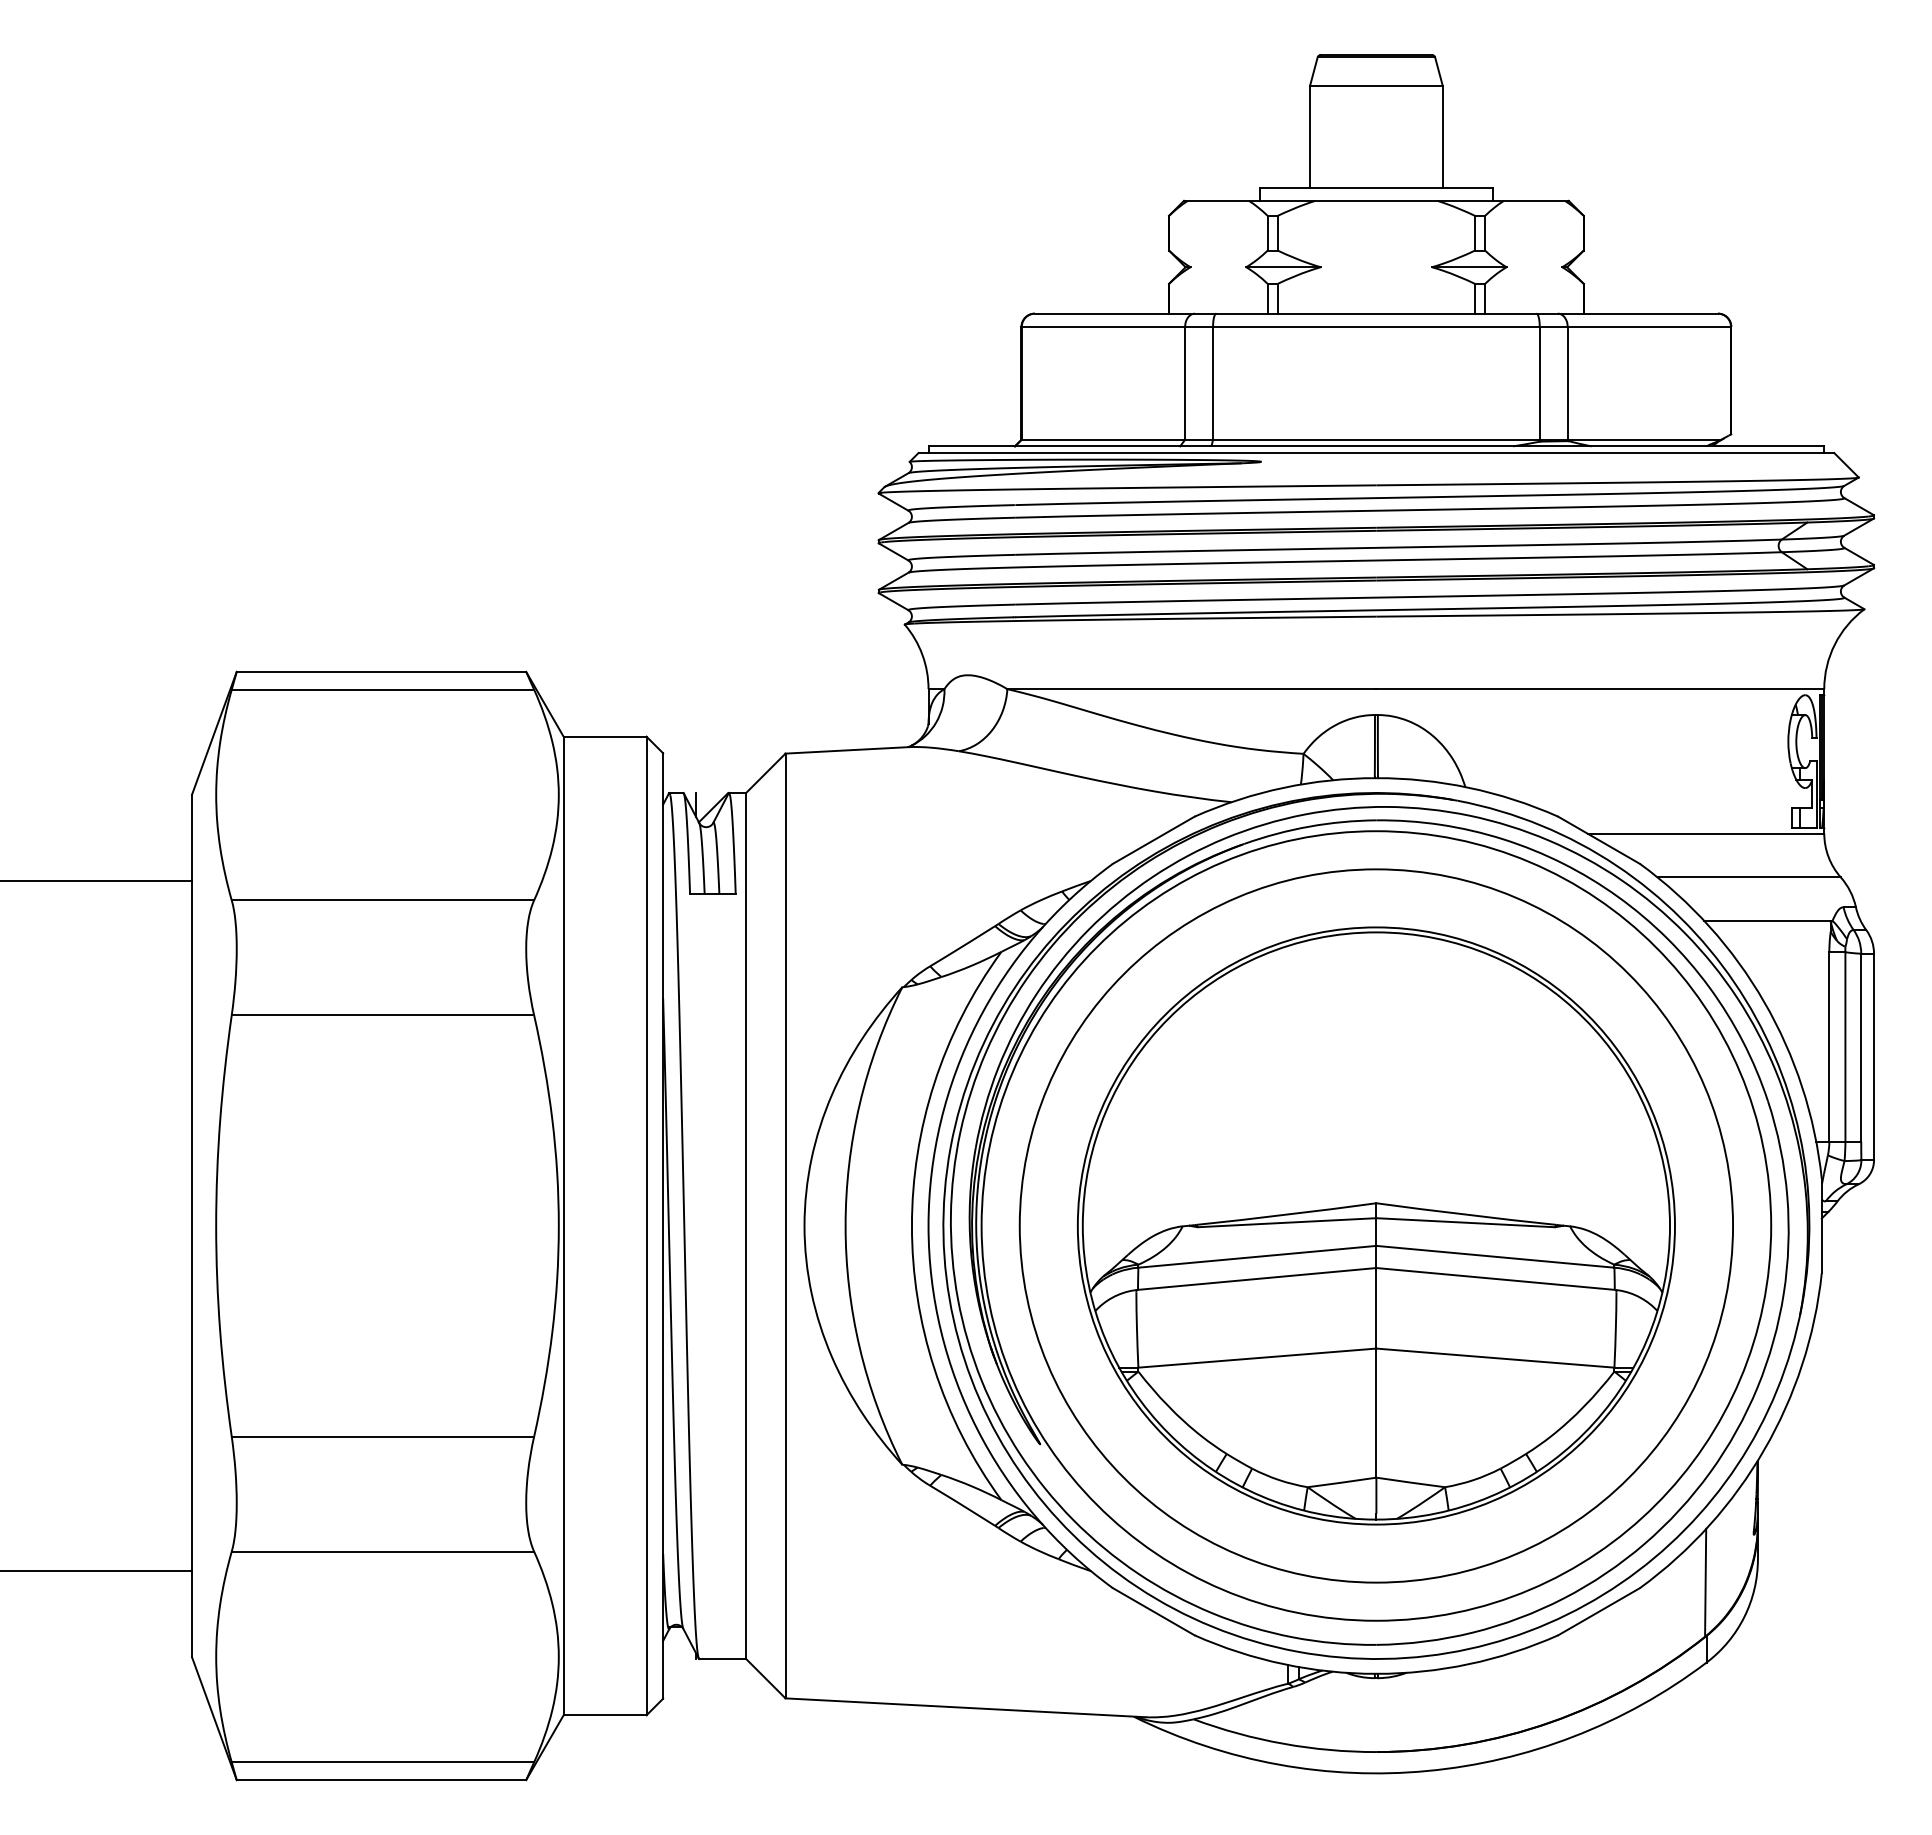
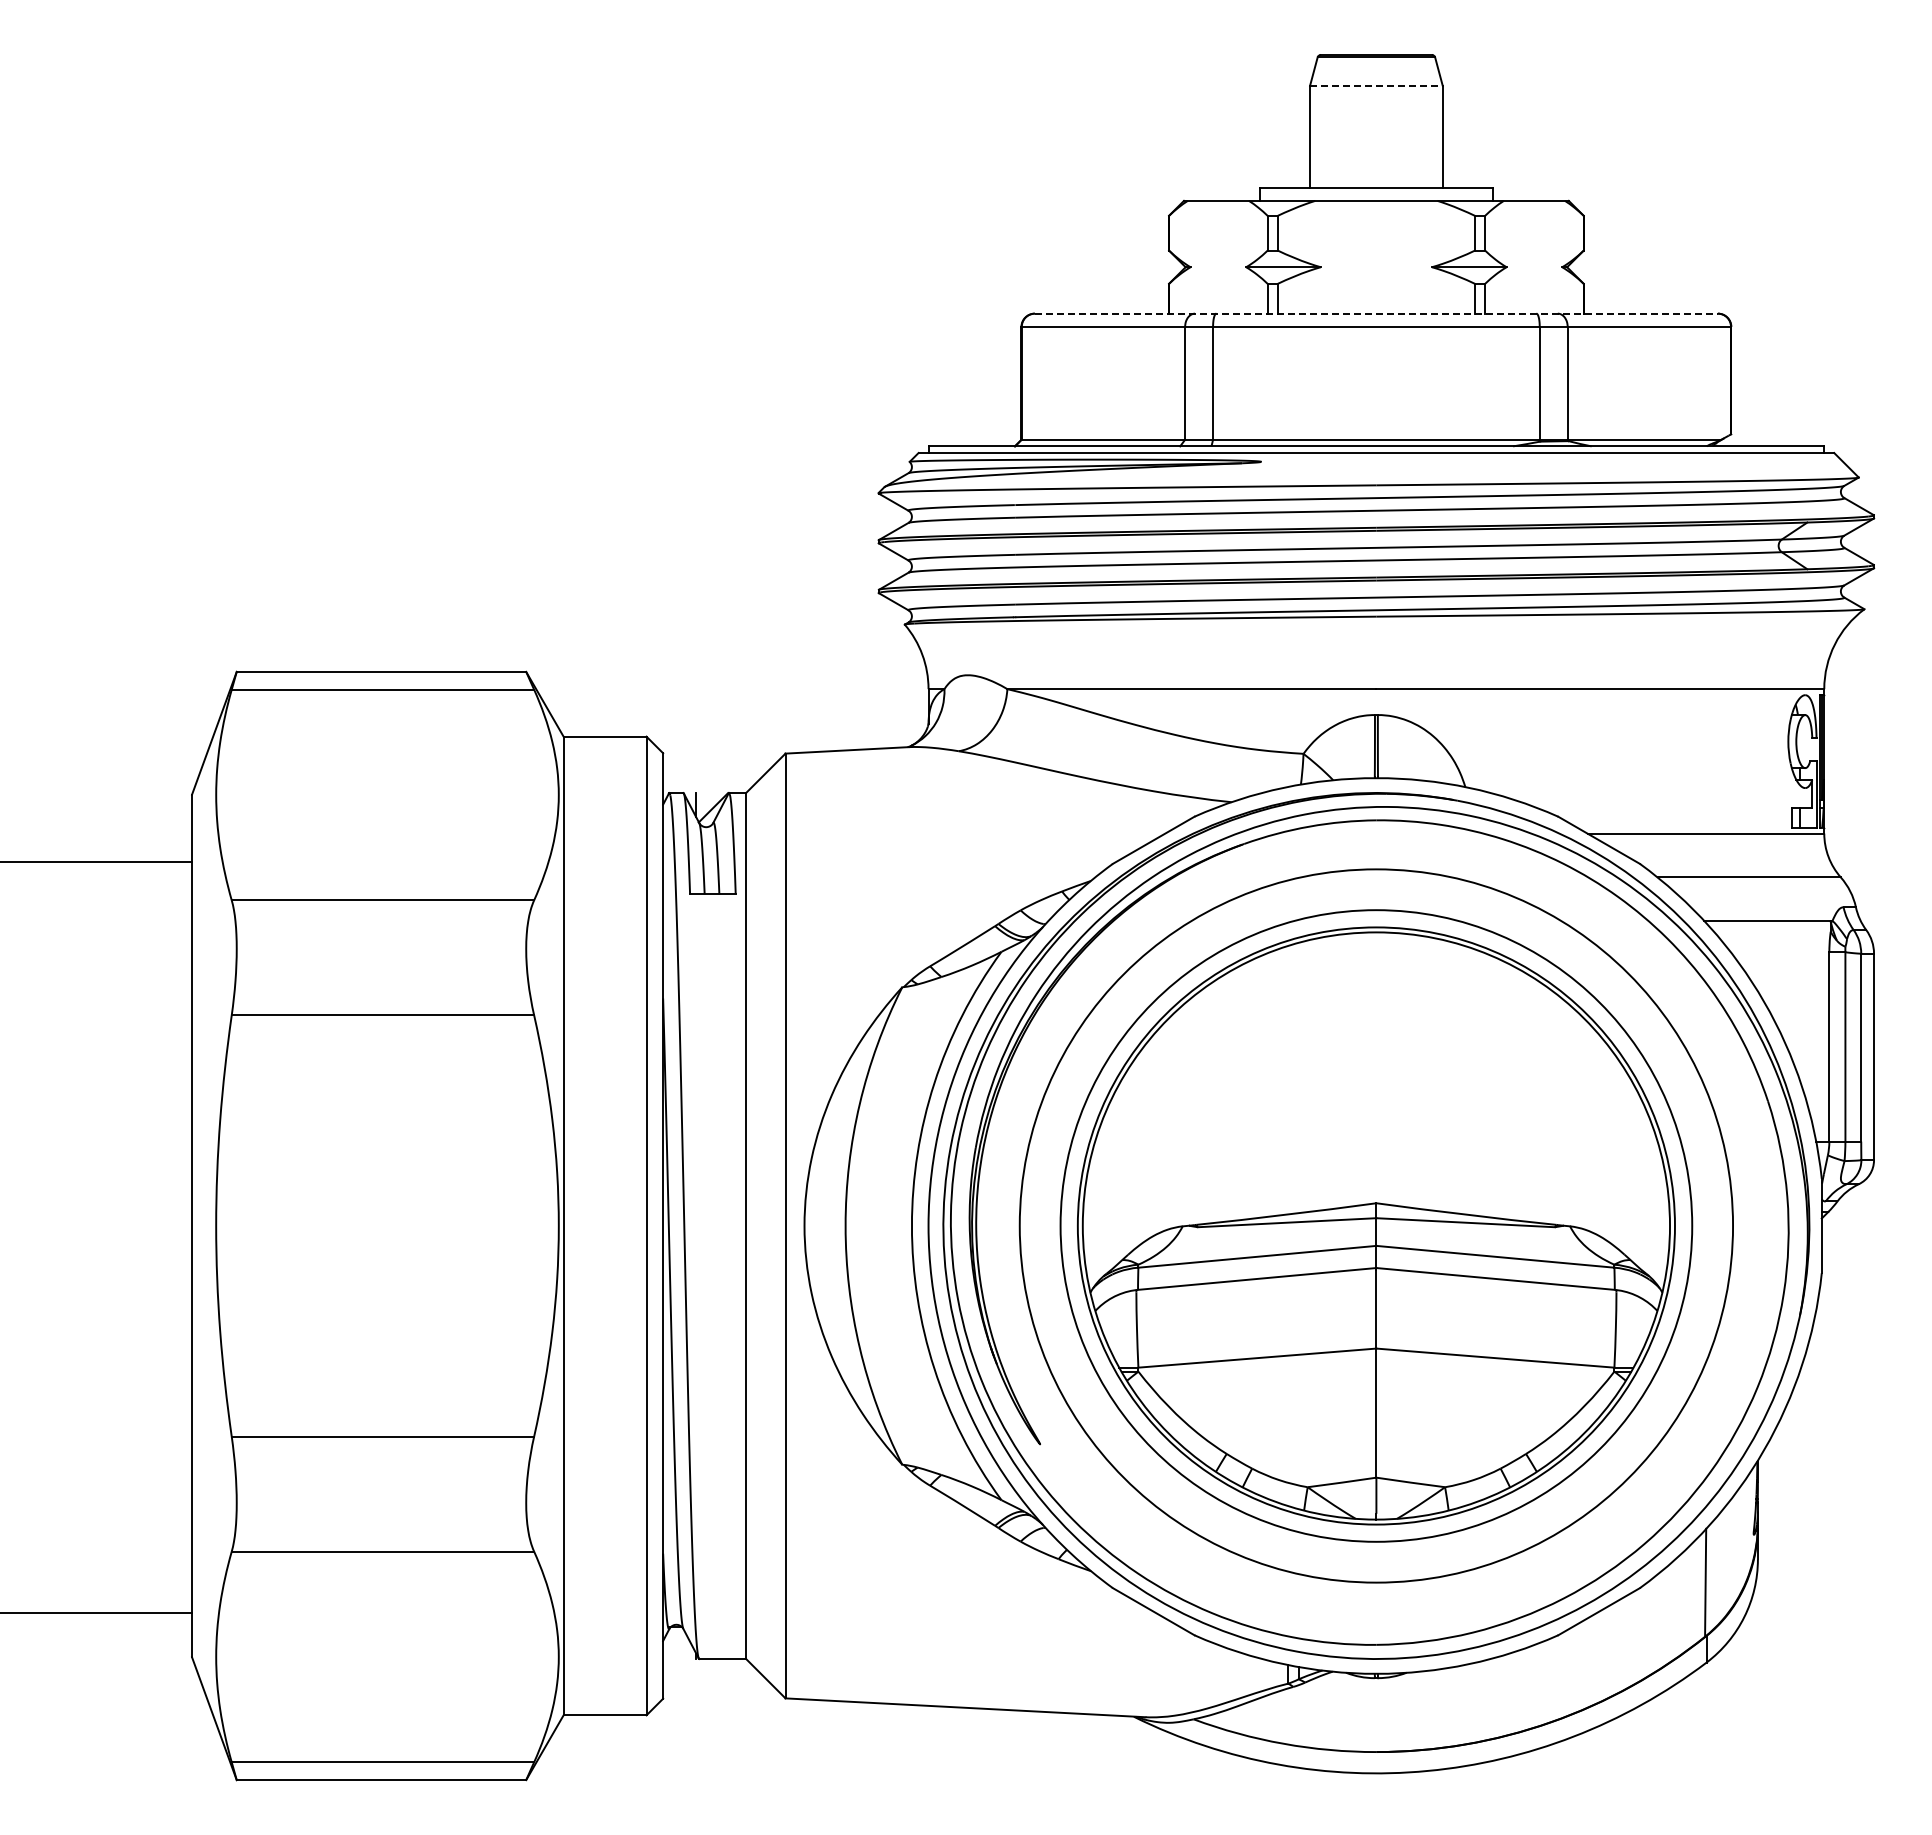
line: solid -> dashed (1376, 85)
line: solid -> dashed (1376, 313)
line position: (97, 880) -> (97, 861) (97, 861)
circle diameter: 790 px -> 632 px (1376, 1225)
line position: (97, 1571) -> (97, 1613) (97, 1613)
